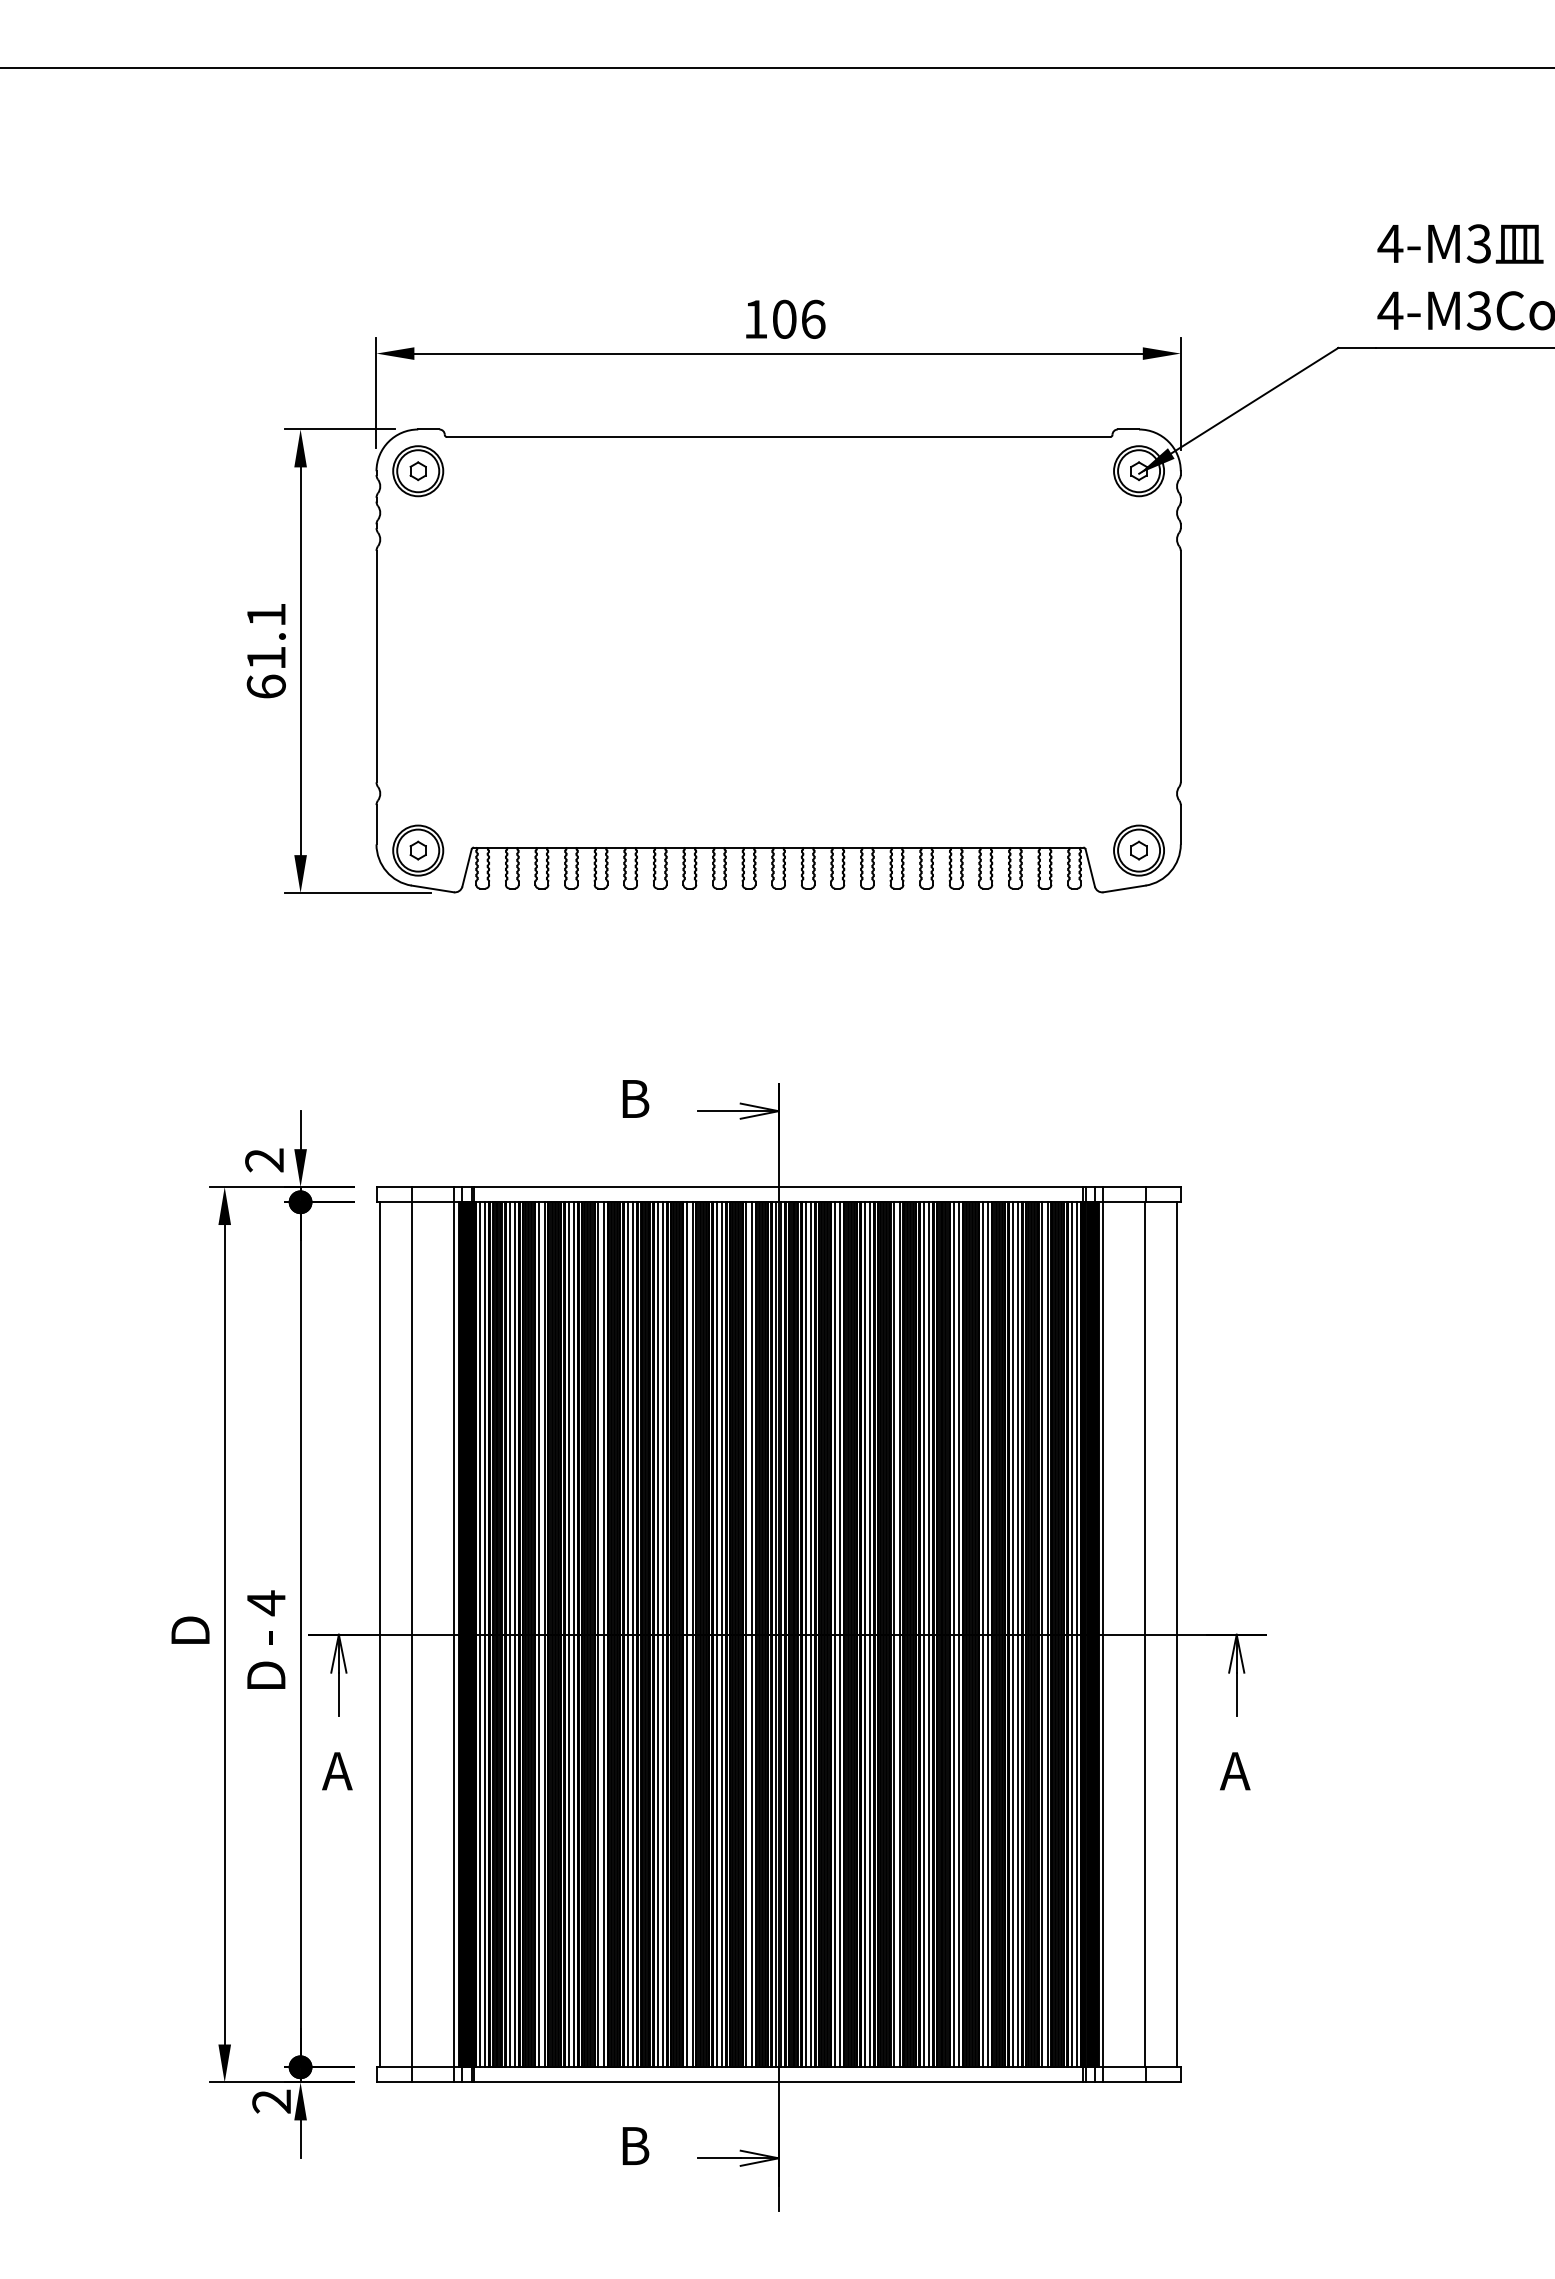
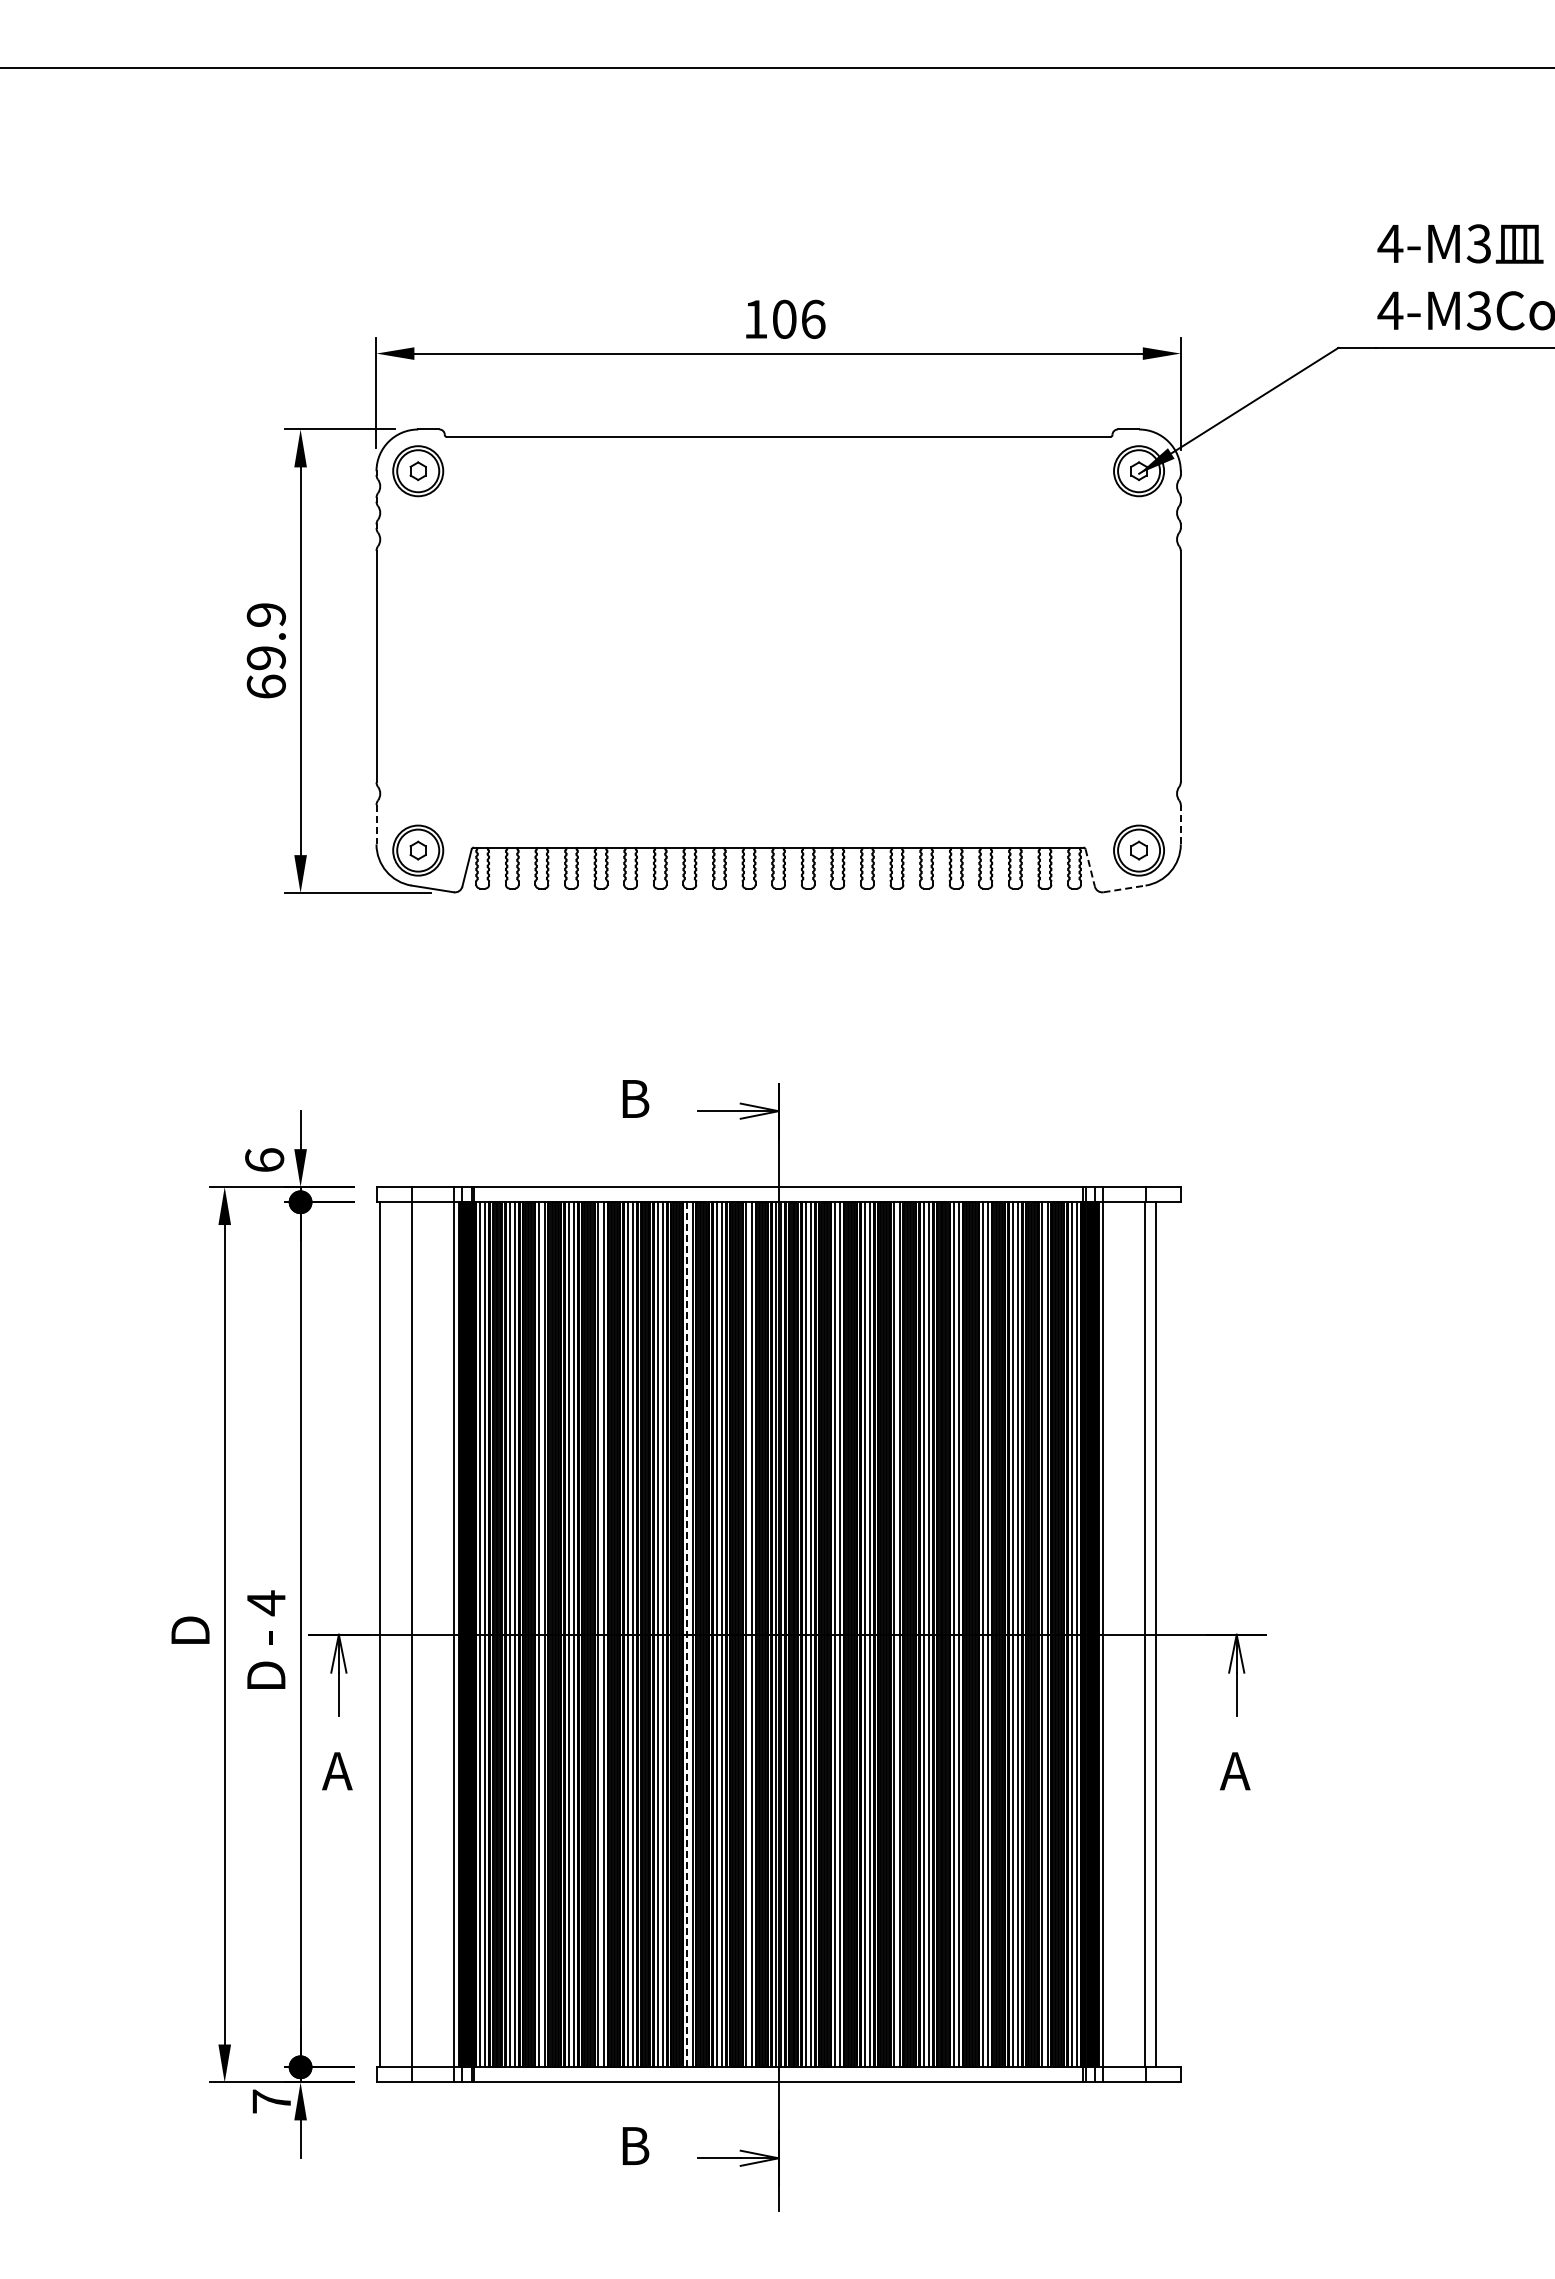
text: 61.1 -> 69.9 (265, 636)
line: solid -> dashed (376, 824)
line: solid -> dashed (1180, 824)
line: solid -> dashed (1090, 868)
line: solid -> dashed (1125, 888)
text: 2 -> 6 (264, 1160)
line: solid -> dashed (687, 1634)
line position: (1177, 1634) -> (1156, 1634) (1156, 1634)
text: 2 -> 7 (271, 2101)
